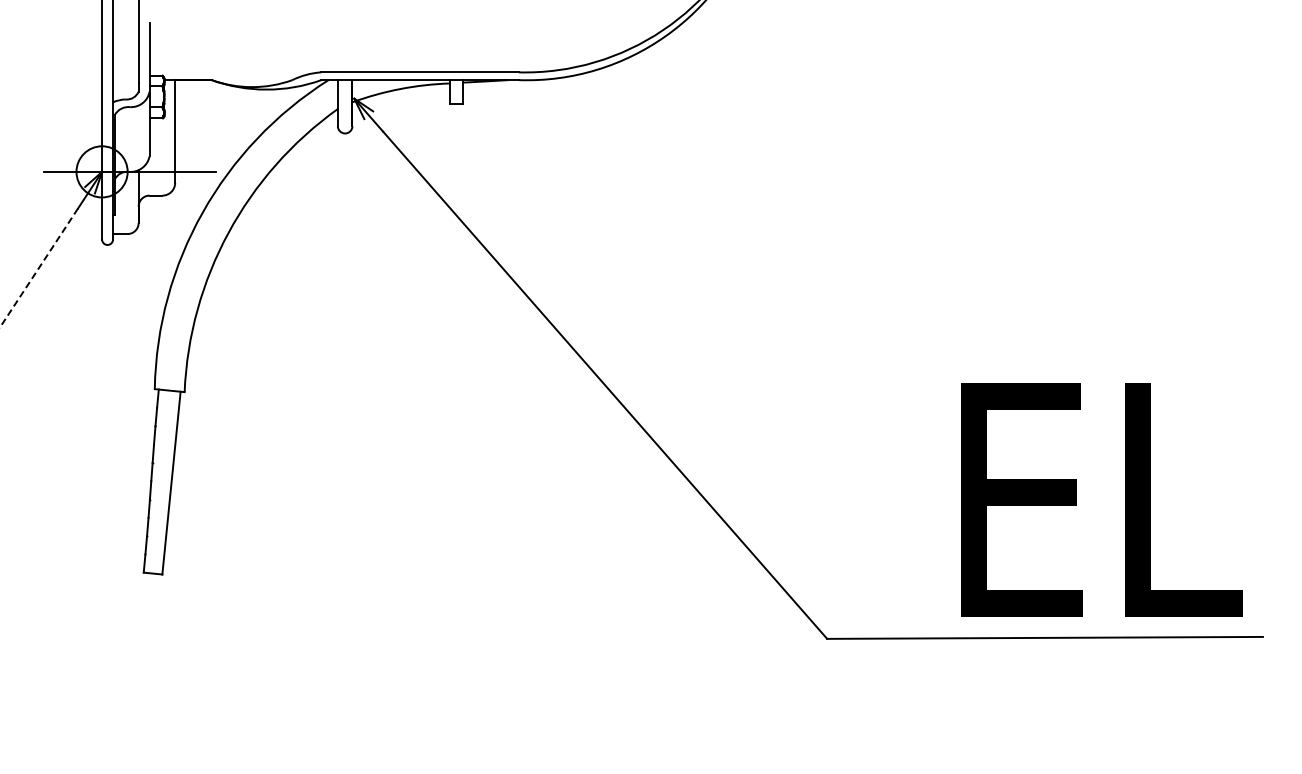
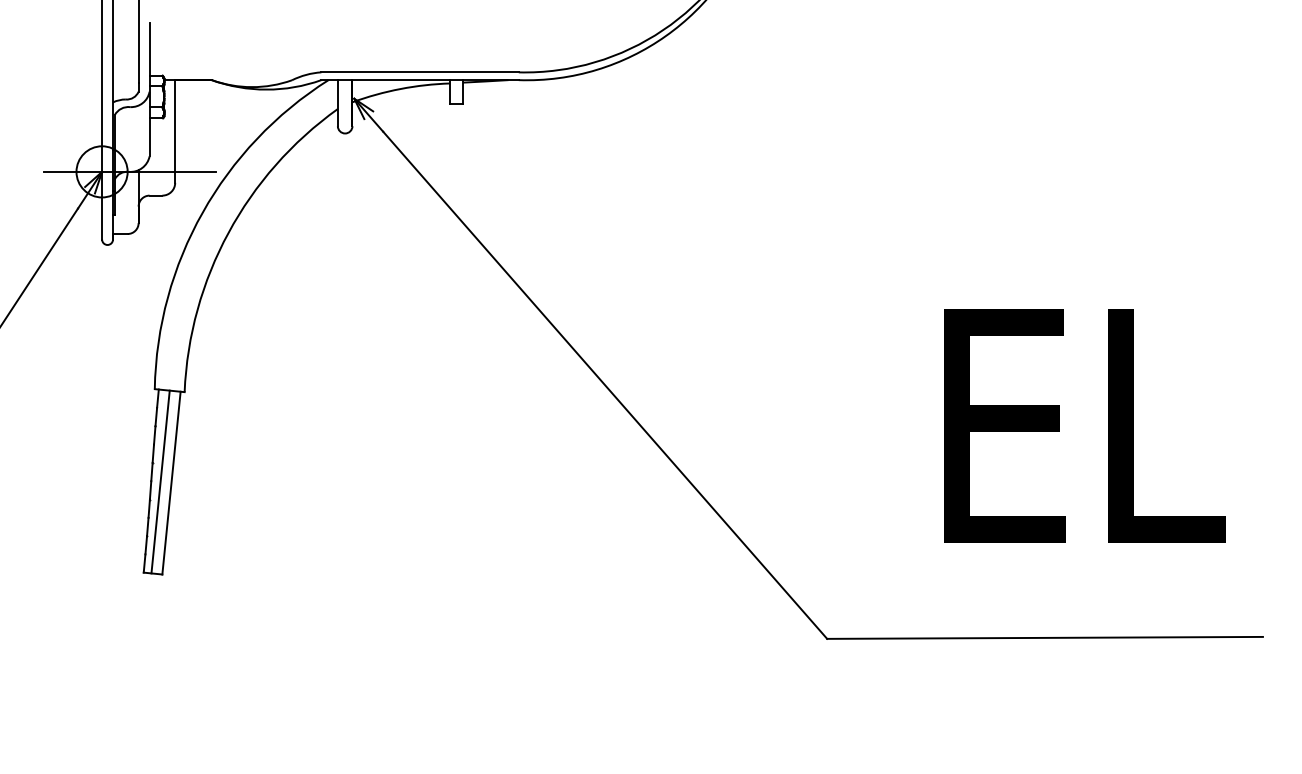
line: dashed -> solid (39, 267)
line: none -> present (160, 481)
text position: (1101, 499) -> (1084, 425) (1084, 425)
